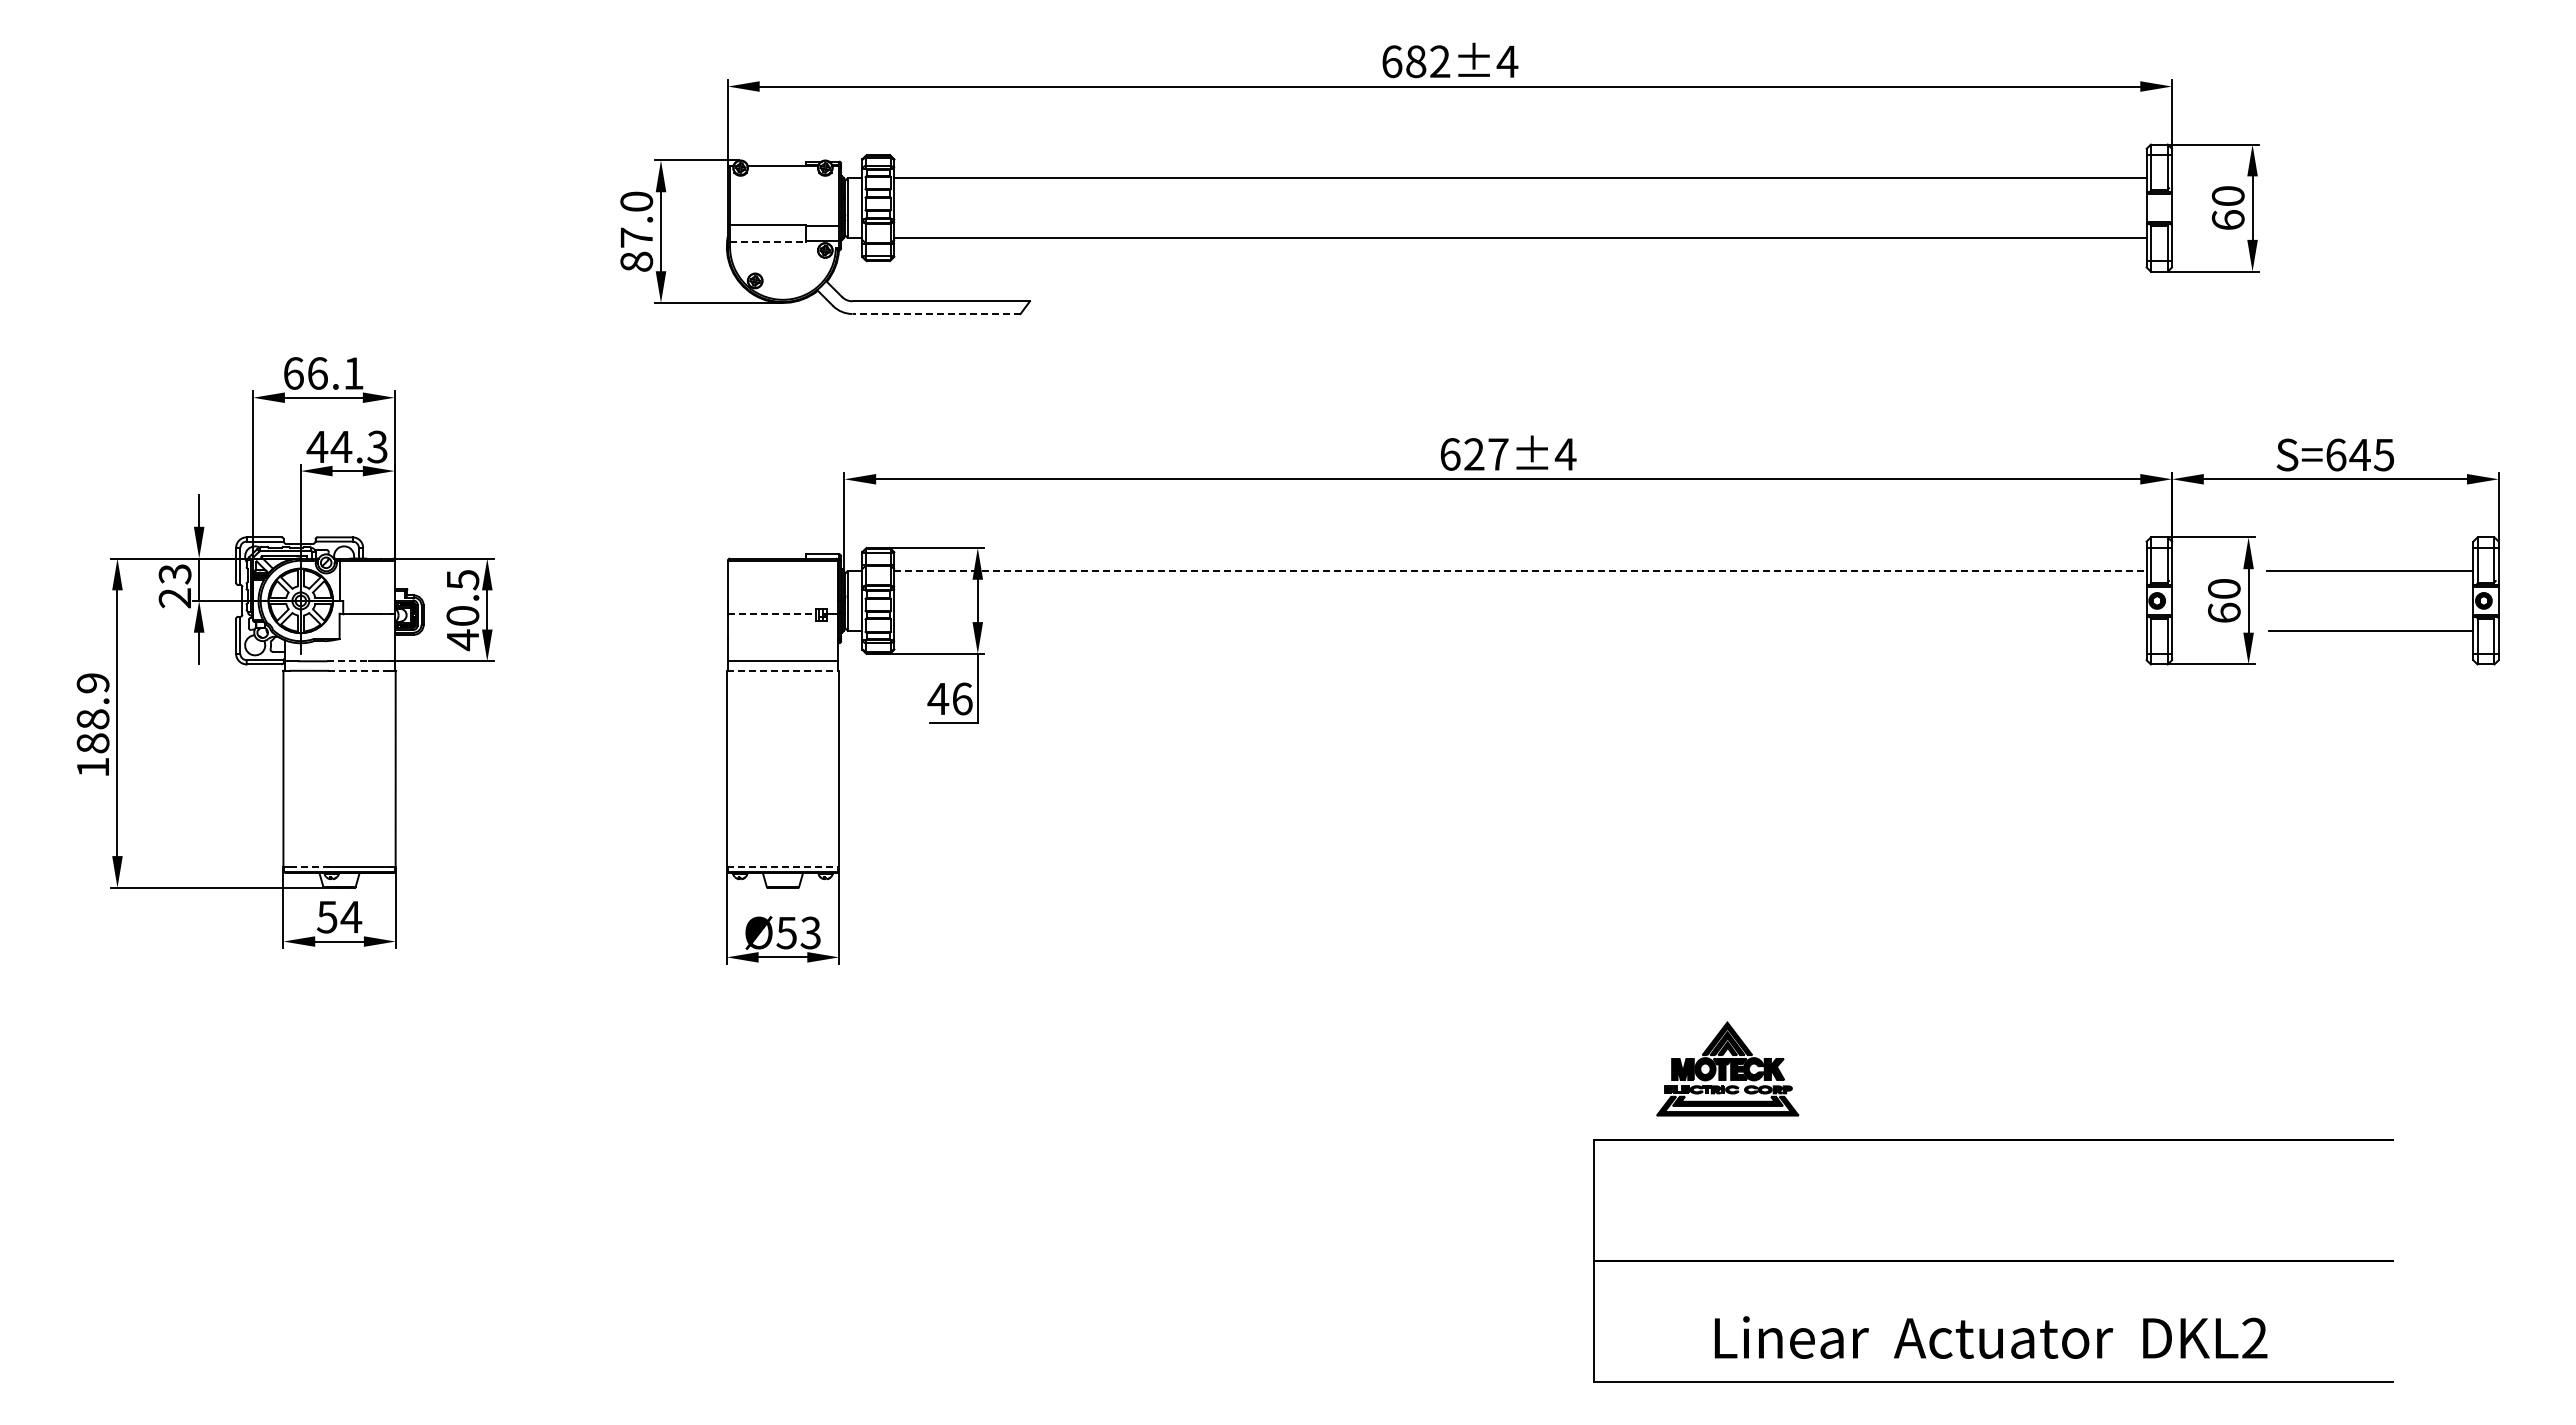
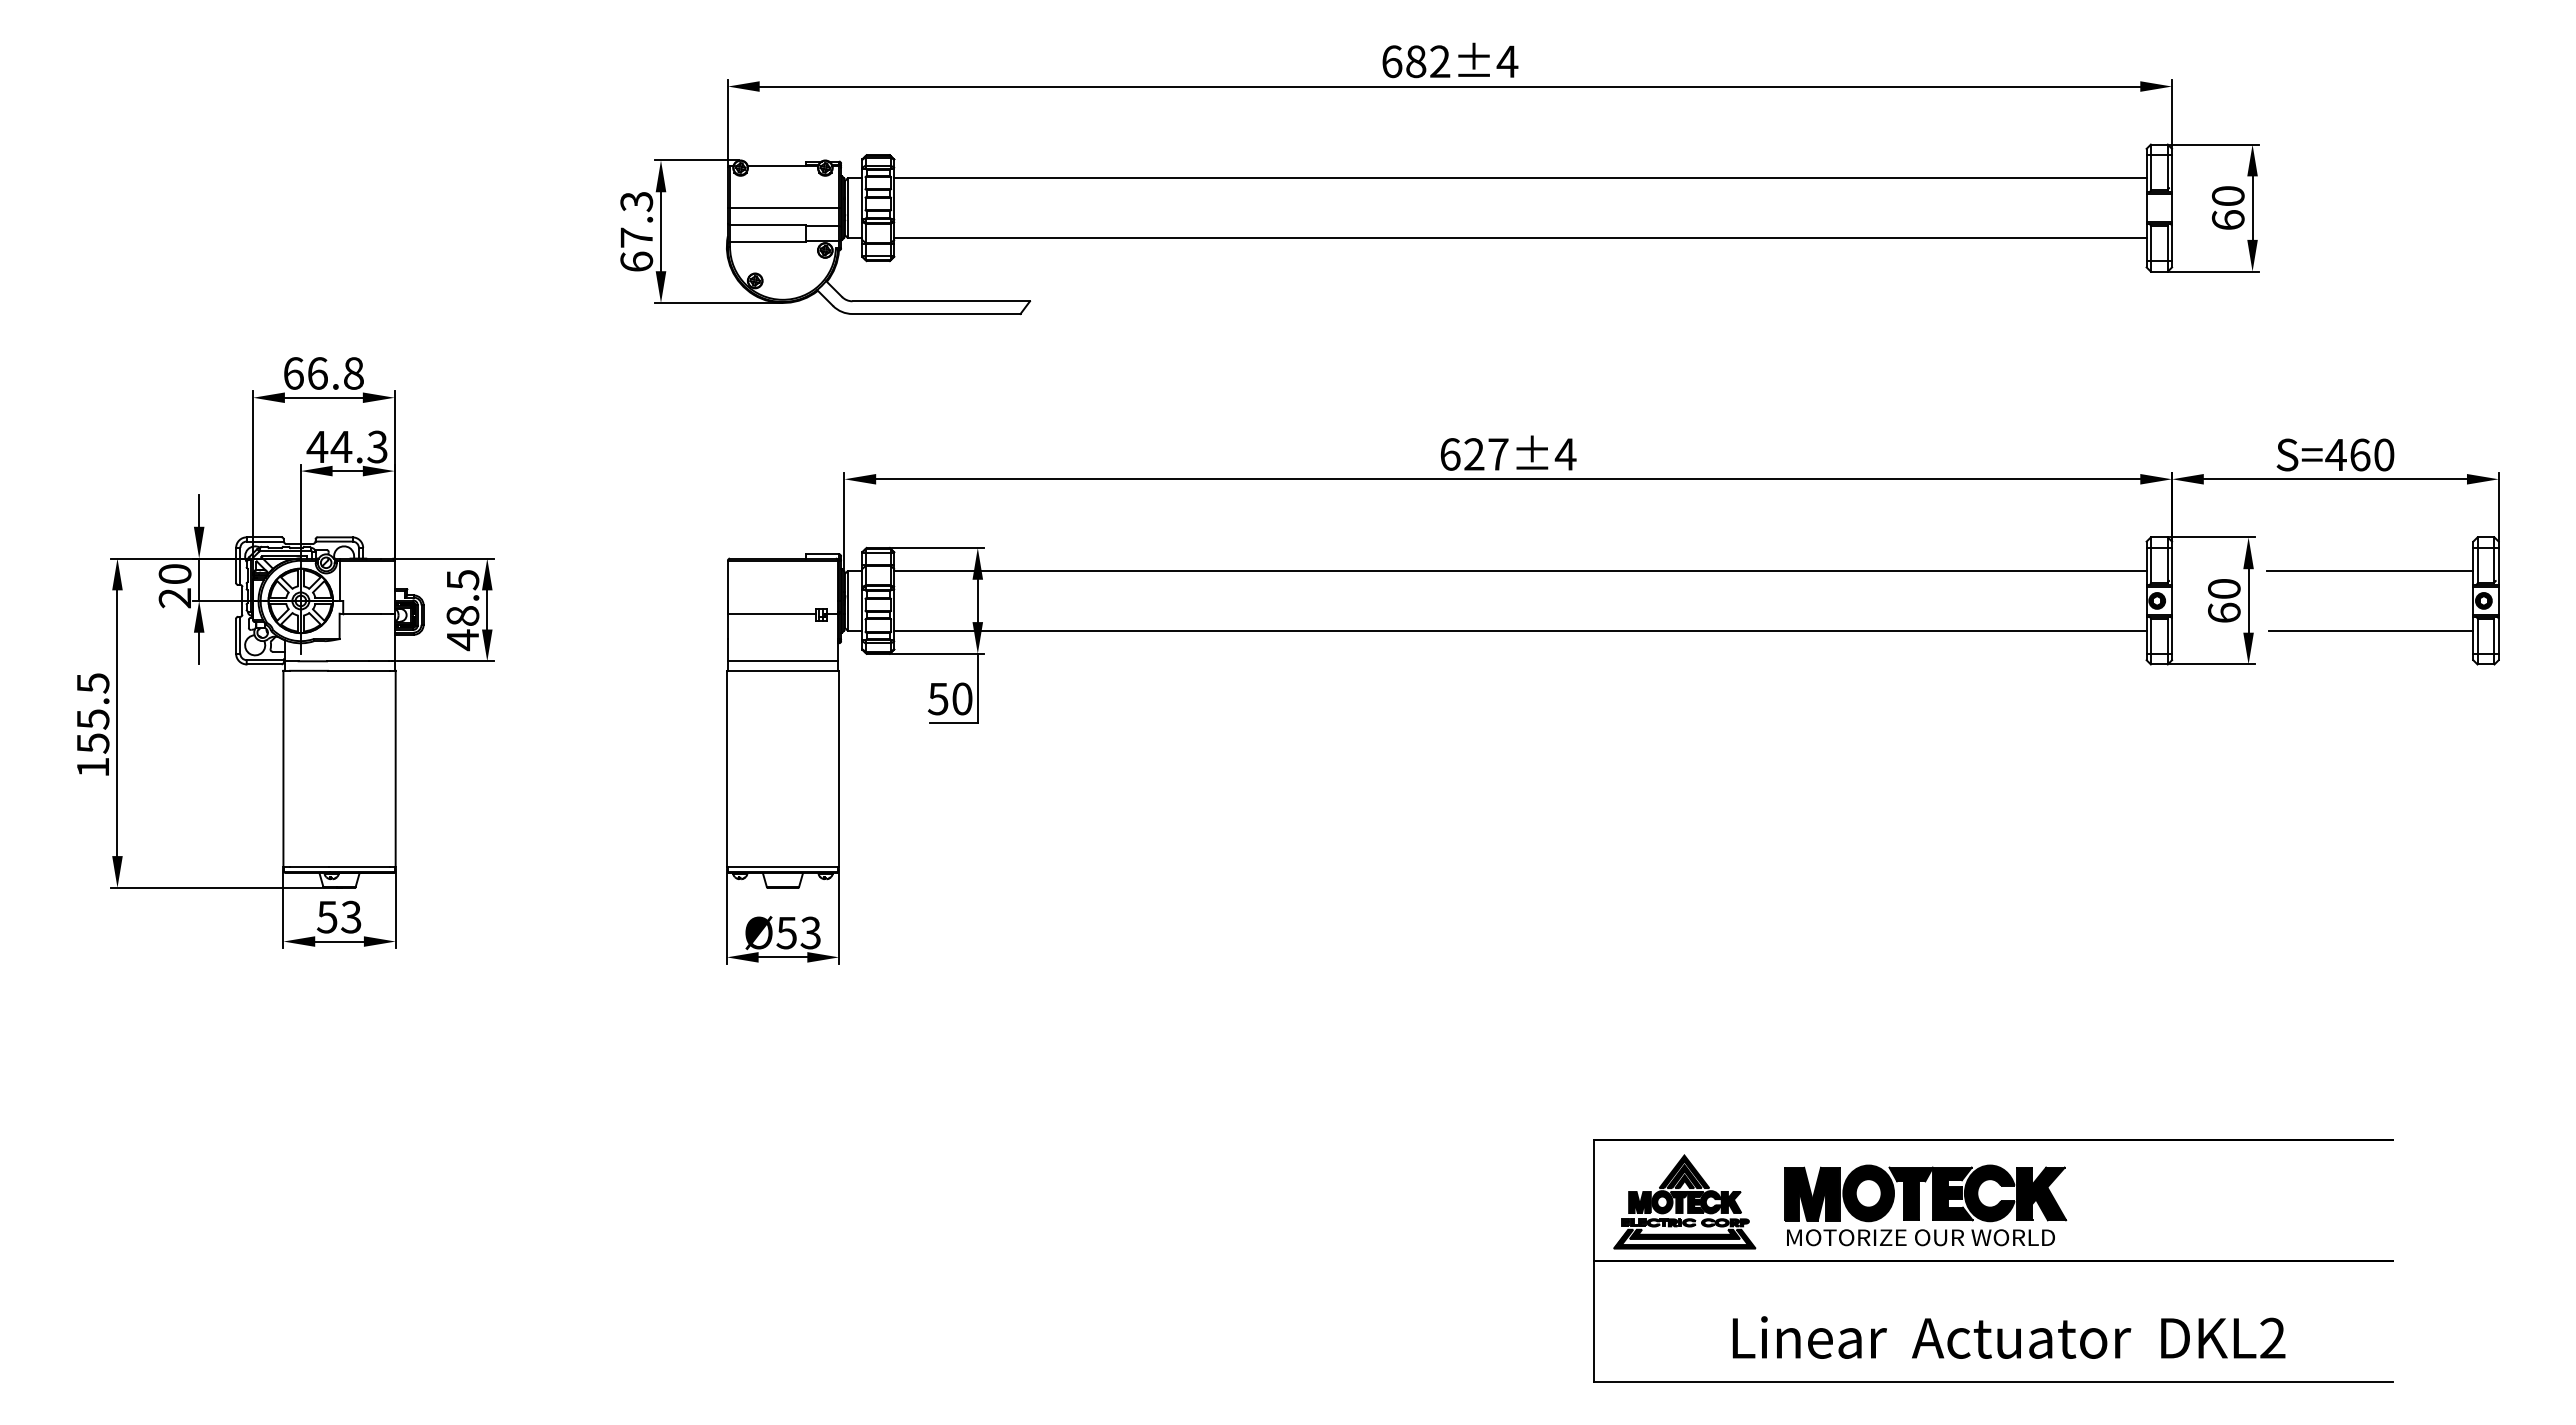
line: none -> present (784, 208)
text: 87.0 -> 67.3 (636, 231)
line: dashed -> solid (768, 242)
line: dashed -> solid (936, 314)
text: 66.1 -> 66.8 (353, 373)
text: S=645 -> S=460 (2359, 454)
line: dashed -> solid (1520, 571)
text: 23 -> 20 (174, 574)
line: dashed -> solid (772, 613)
text: 40.5 -> 48.5 (462, 615)
line: none -> present (1520, 630)
line: dashed -> solid (348, 661)
line: dashed -> solid (358, 670)
line: dashed -> solid (783, 670)
text: 46 -> 50 (949, 698)
text: 188.9 -> 155.5 (92, 713)
line: dashed -> solid (309, 866)
line: dashed -> solid (783, 866)
text: 54 -> 53 (351, 916)
part position: (1727, 1068) -> (1684, 1201) (1684, 1201)
part: none -> present (1925, 1205)
text position: (1990, 1337) -> (2008, 1337) (2008, 1337)
